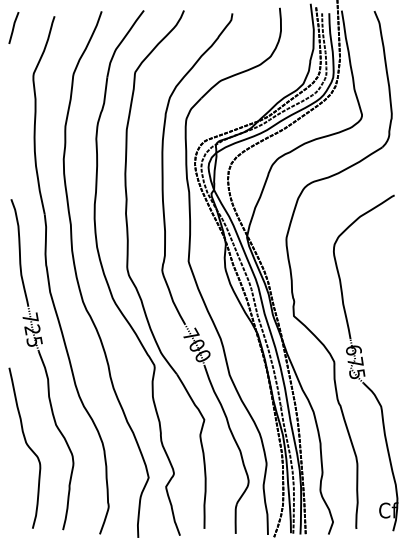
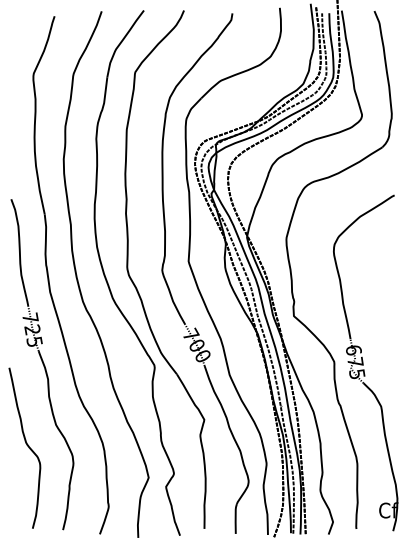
line: present -> none (13, 27)
